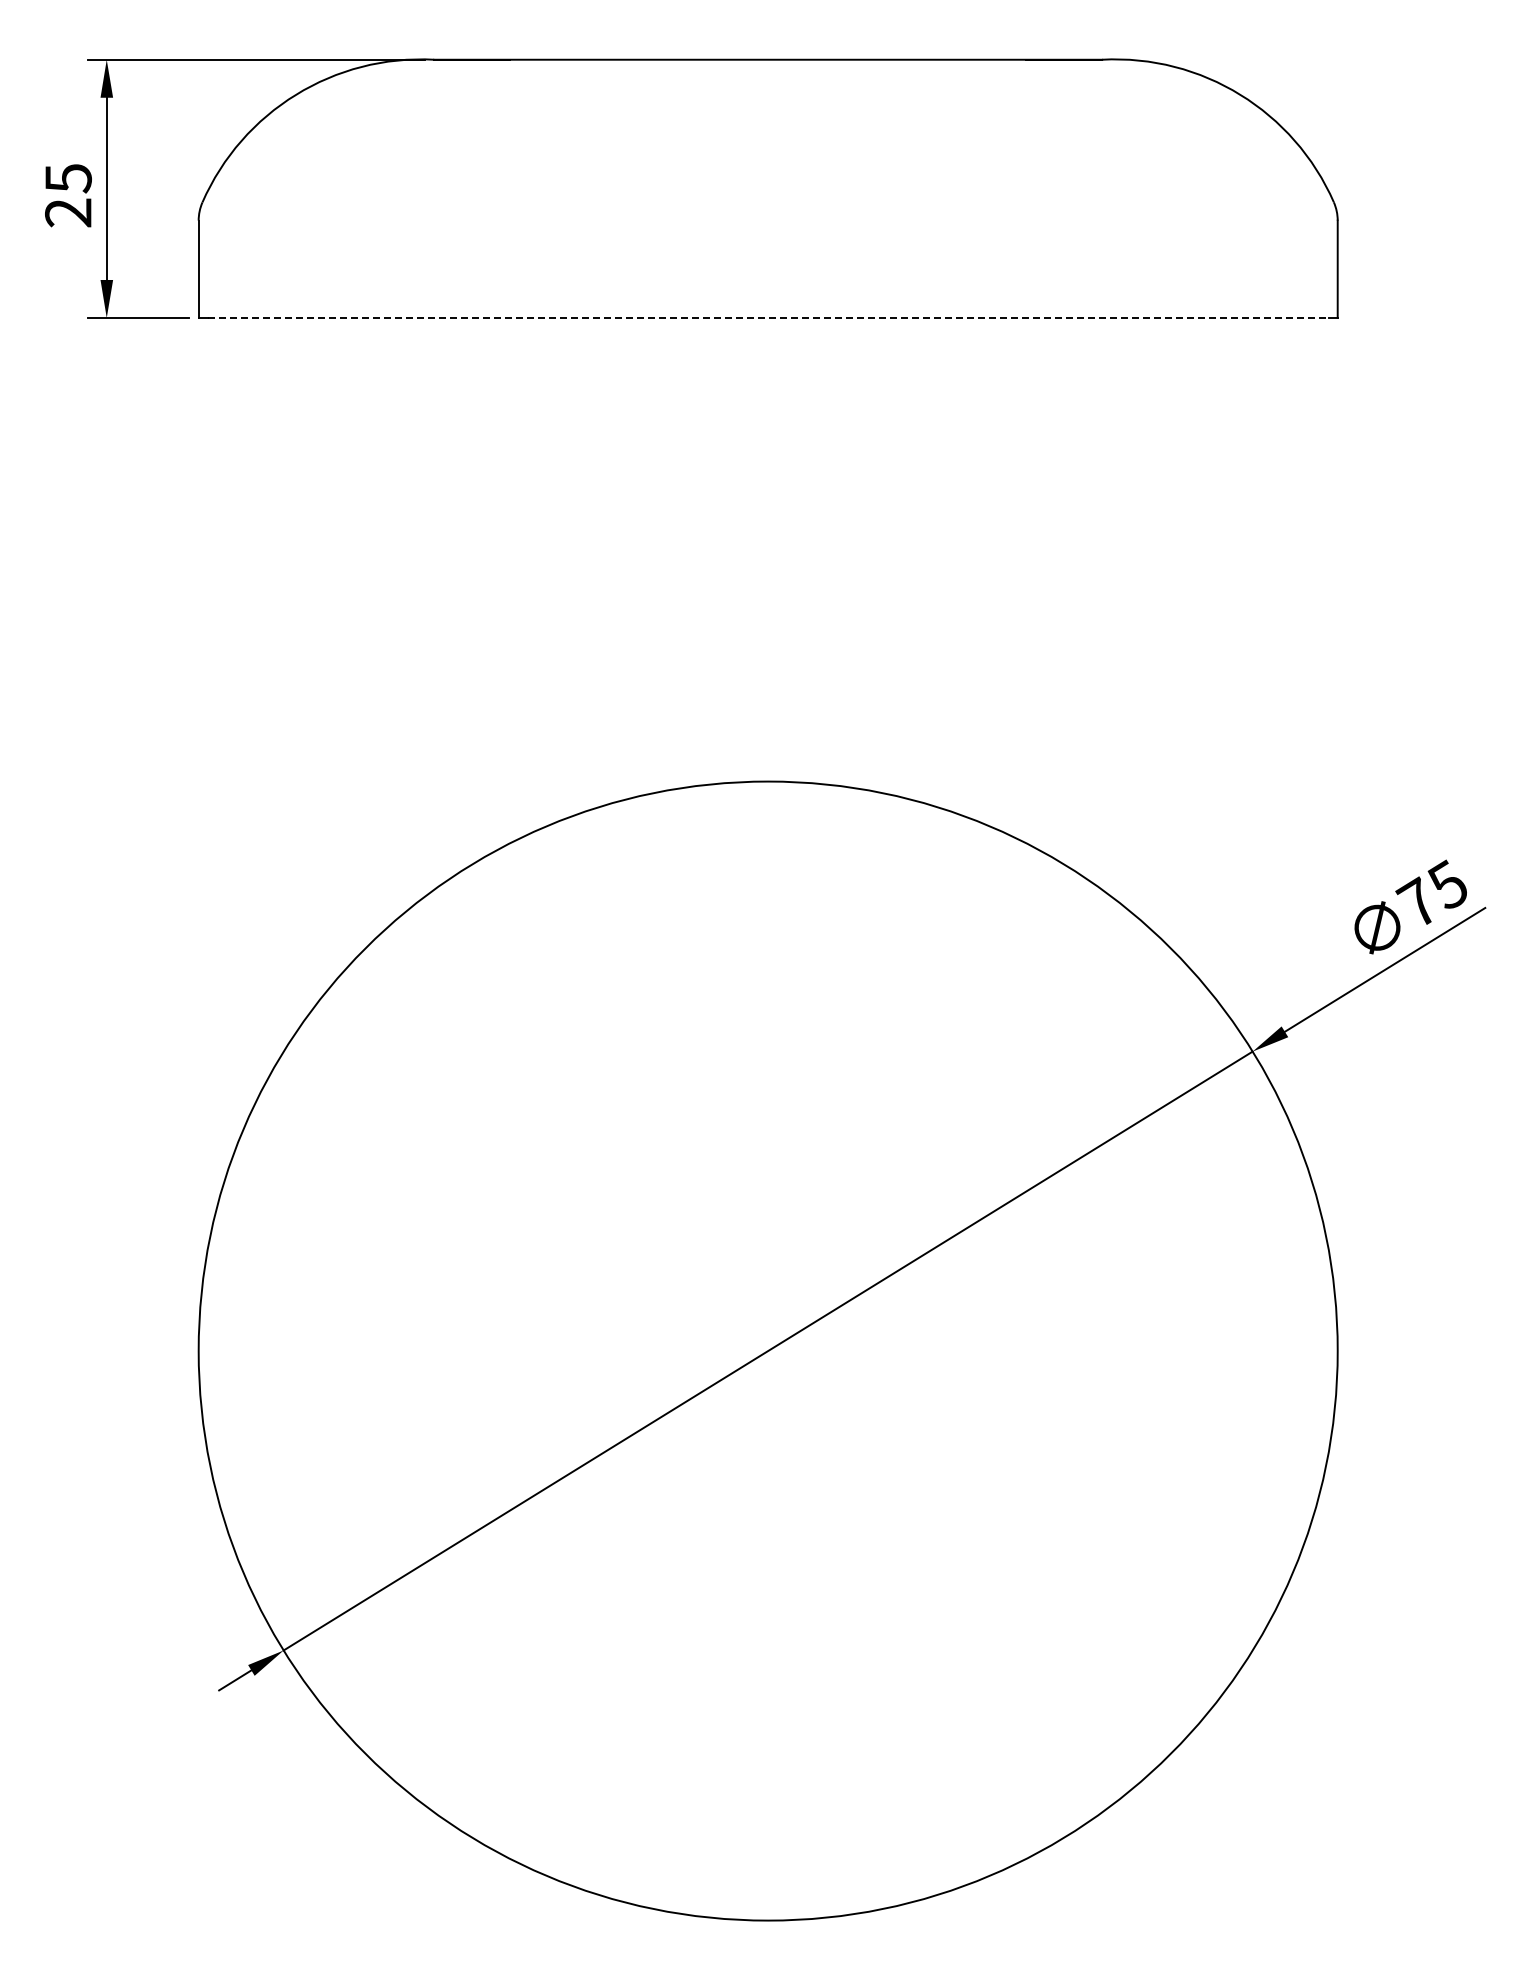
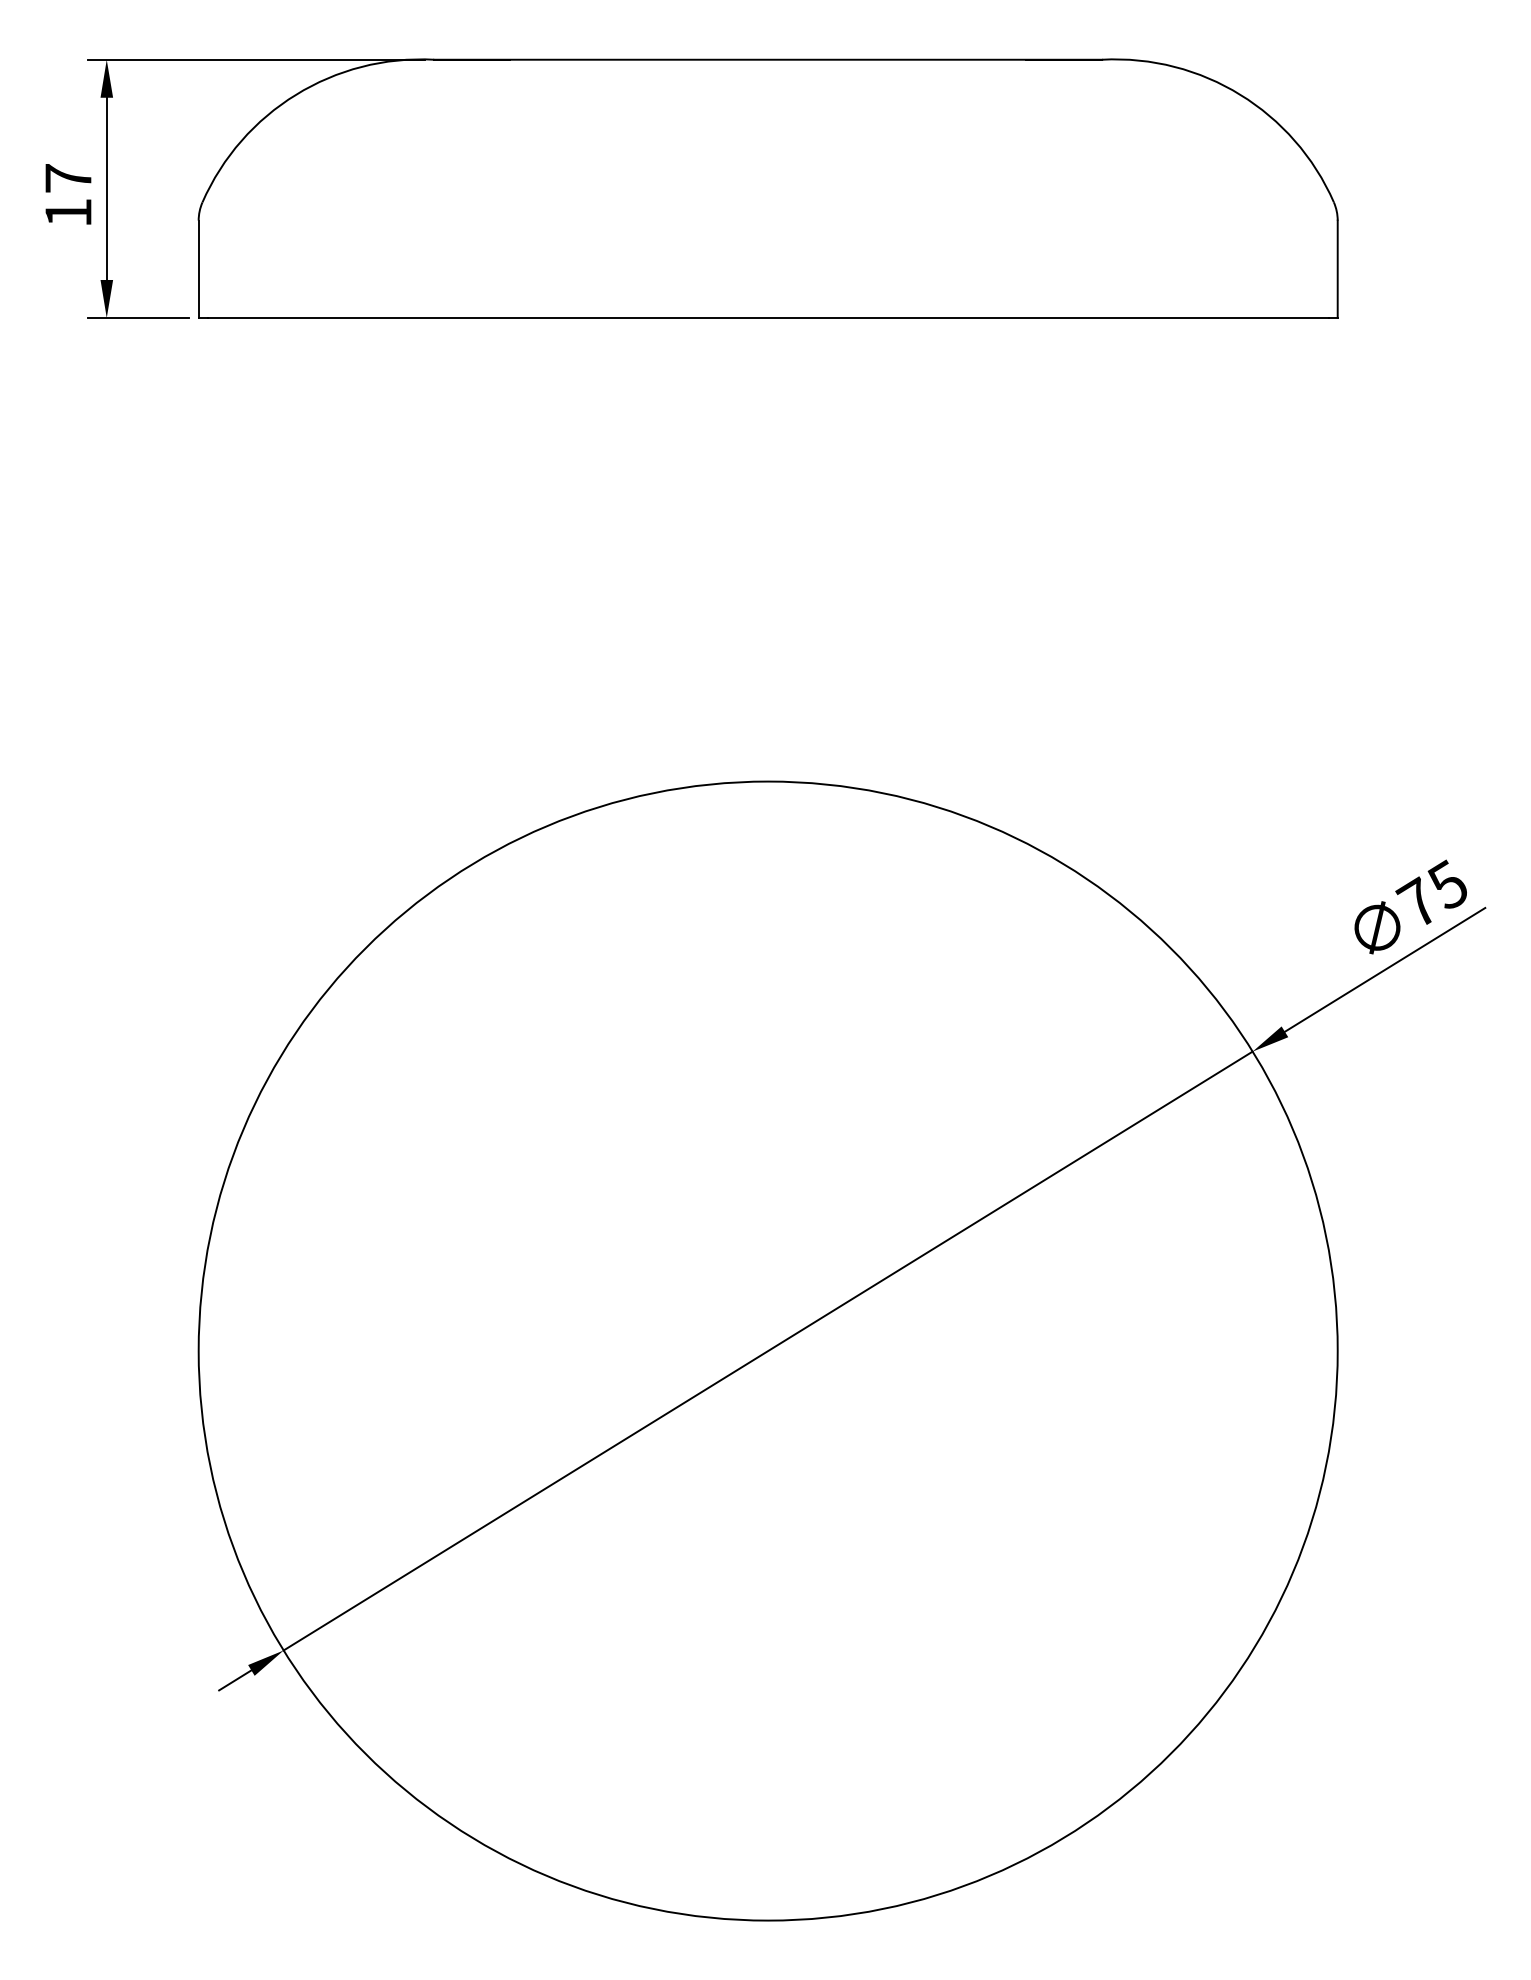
text: 25 -> 17 (68, 195)
line: dashed -> solid (768, 317)
